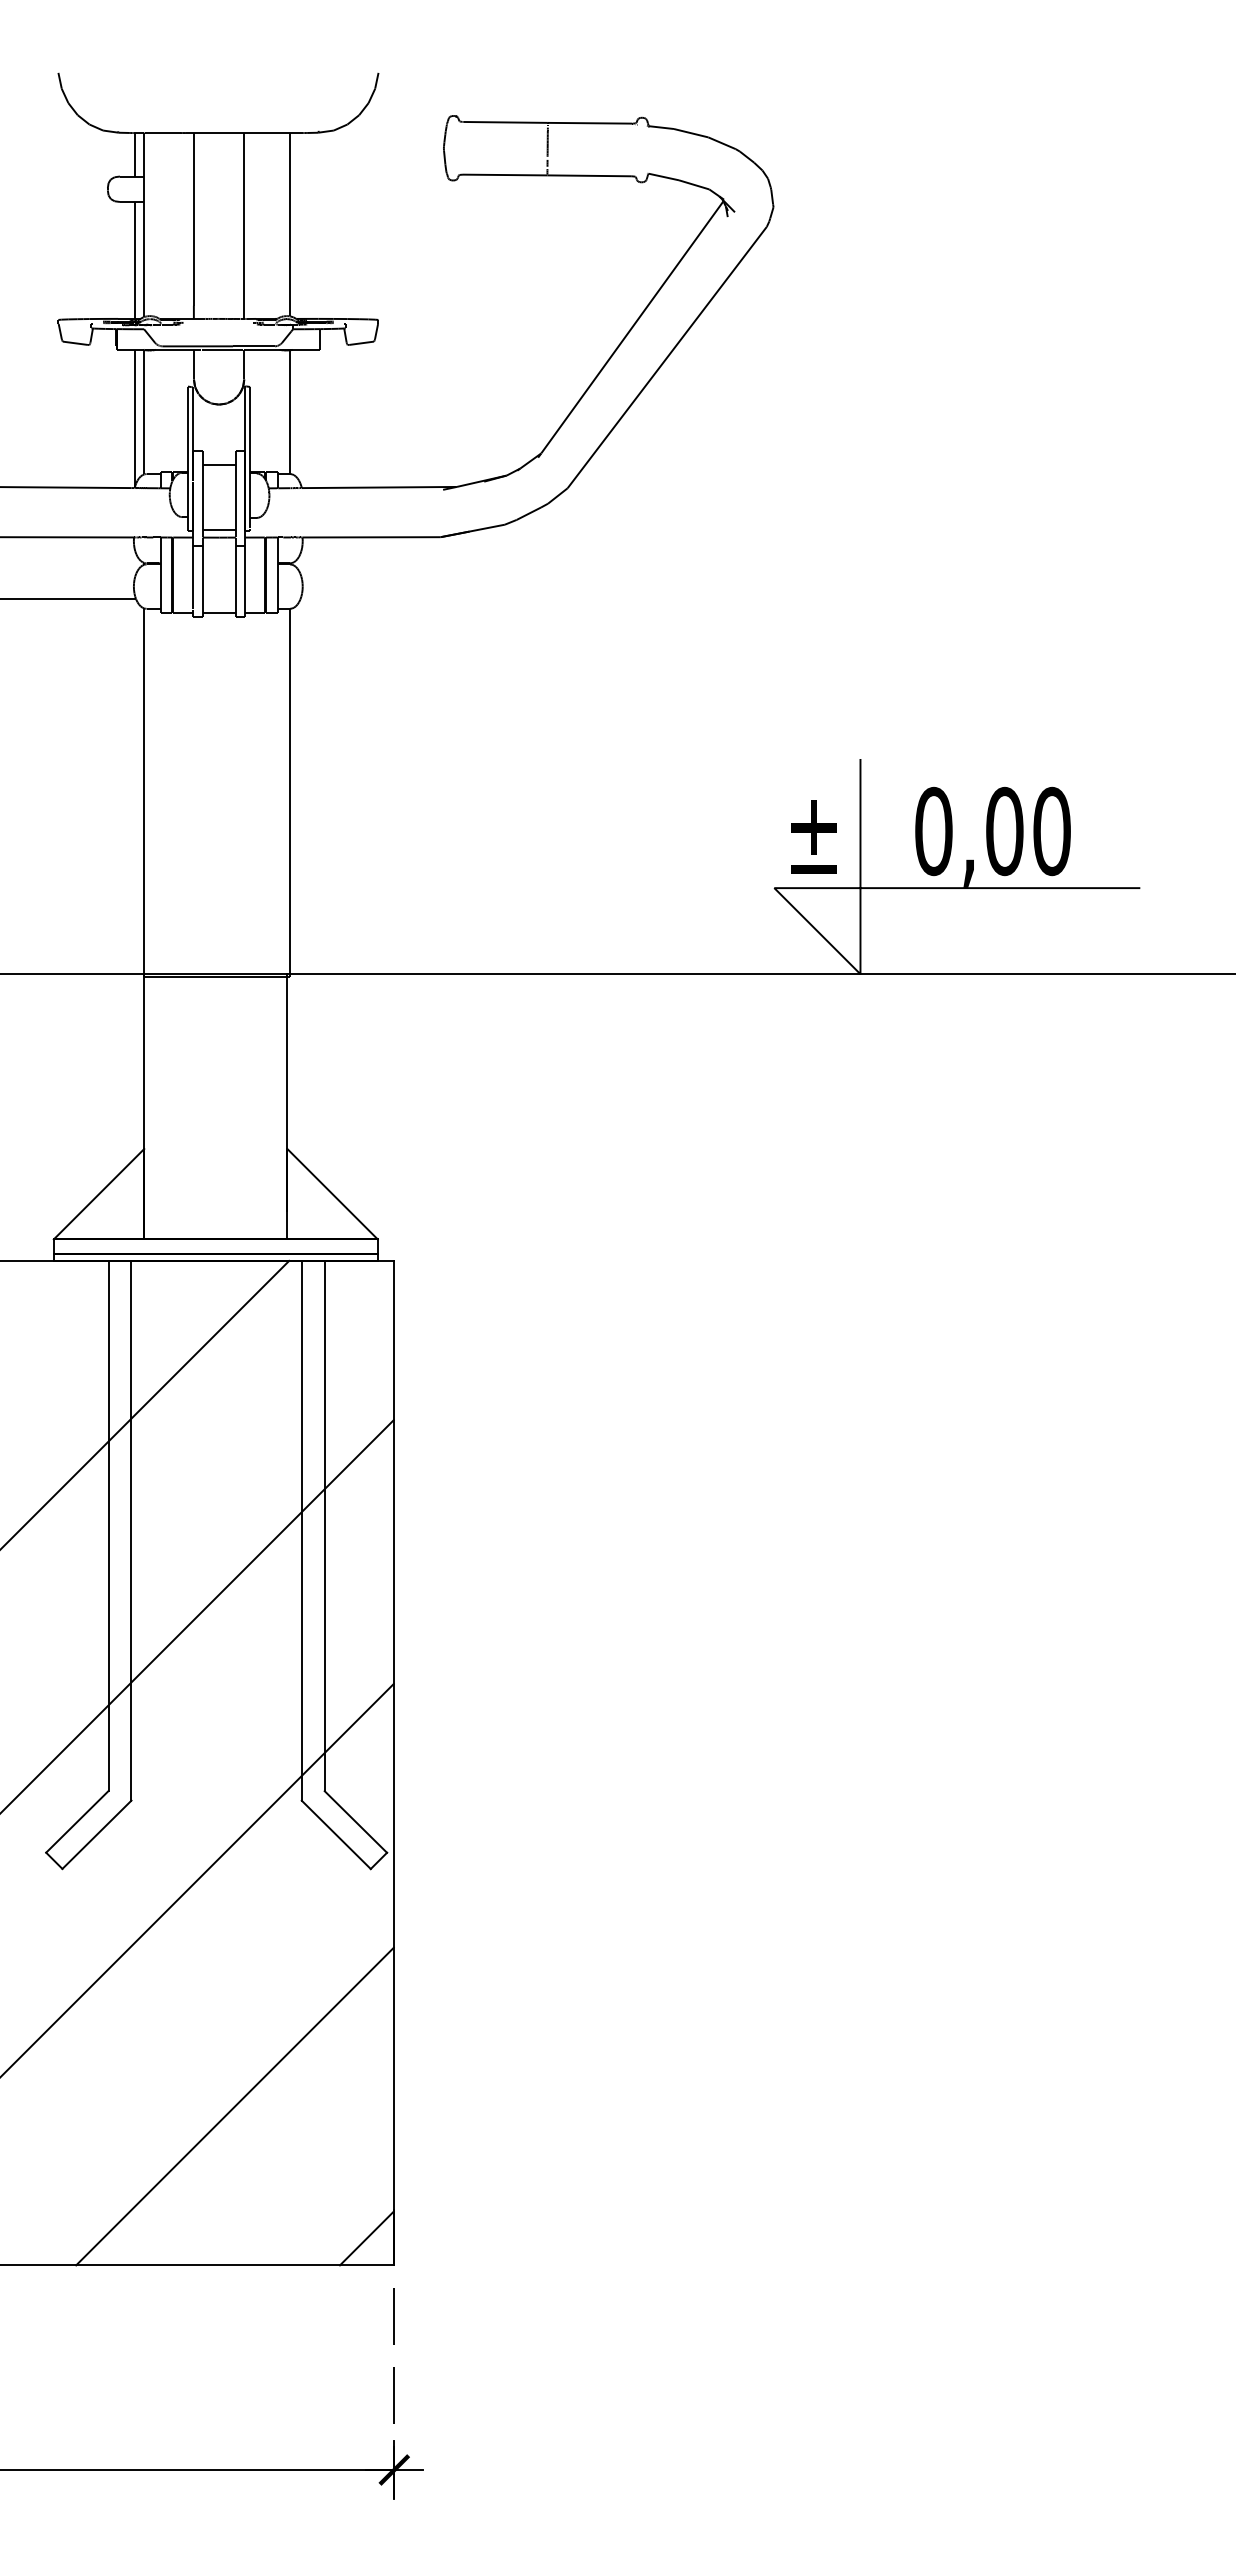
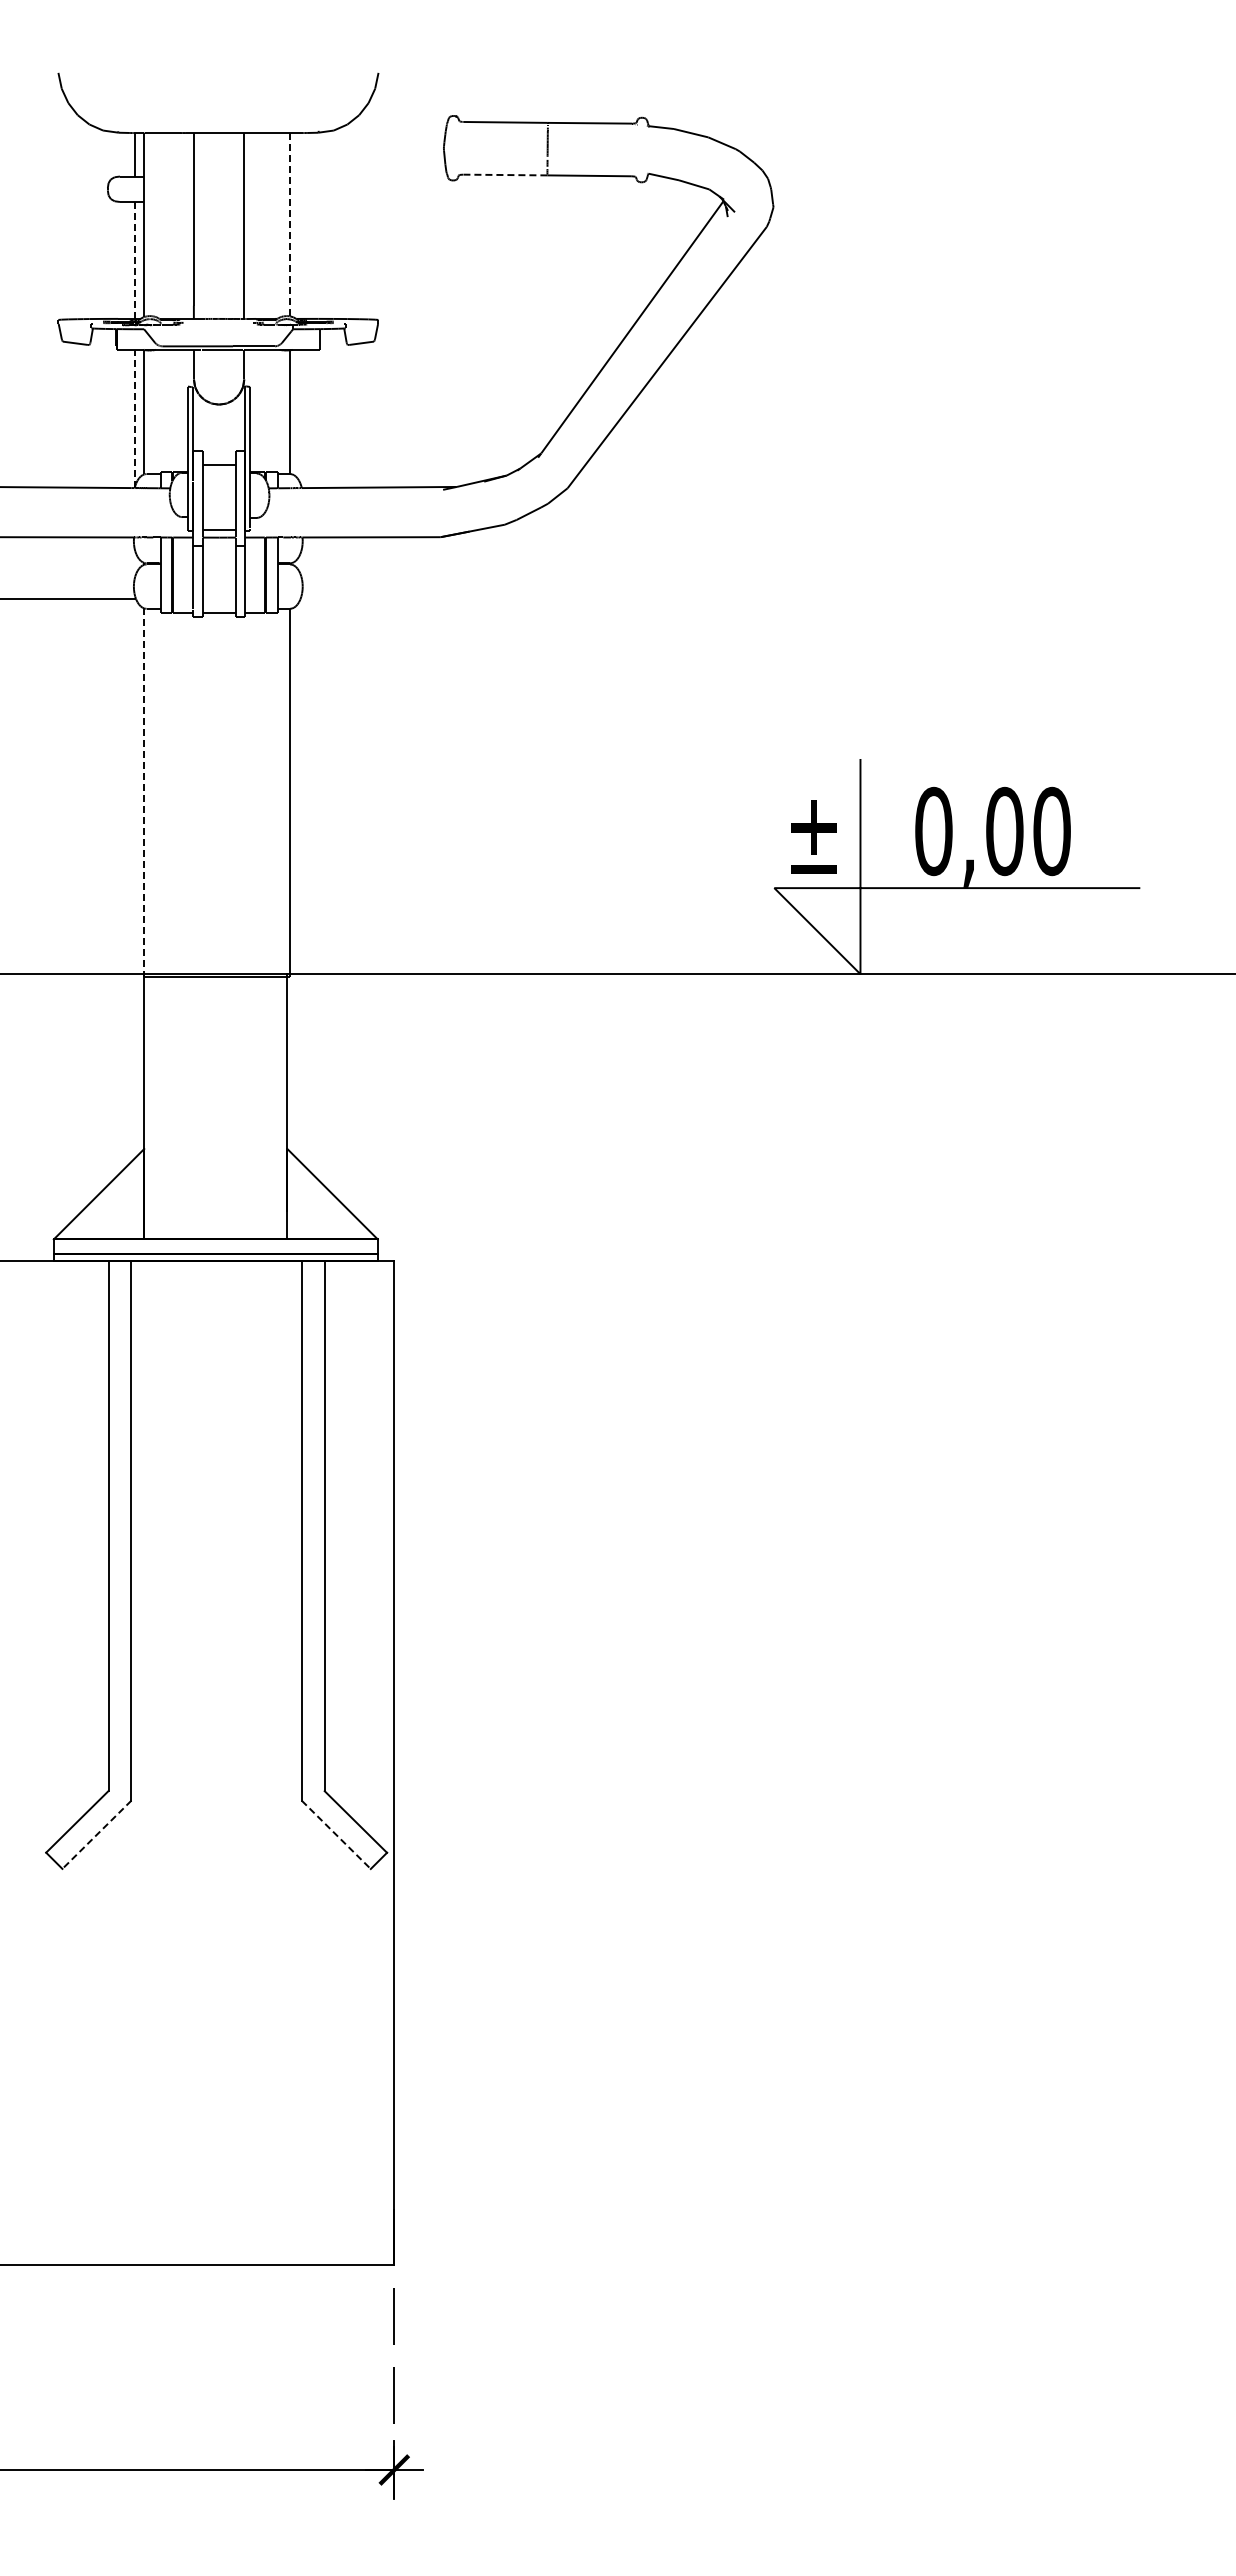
line: solid -> dashed (504, 175)
line: solid -> dashed (289, 224)
line: solid -> dashed (134, 259)
line: solid -> dashed (134, 418)
line: solid -> dashed (144, 793)
line: present -> none (145, 1404)
line: present -> none (197, 1615)
line: solid -> dashed (96, 1834)
line: solid -> dashed (336, 1834)
line: present -> none (197, 1879)
line: present -> none (234, 2106)
line: present -> none (366, 2238)
